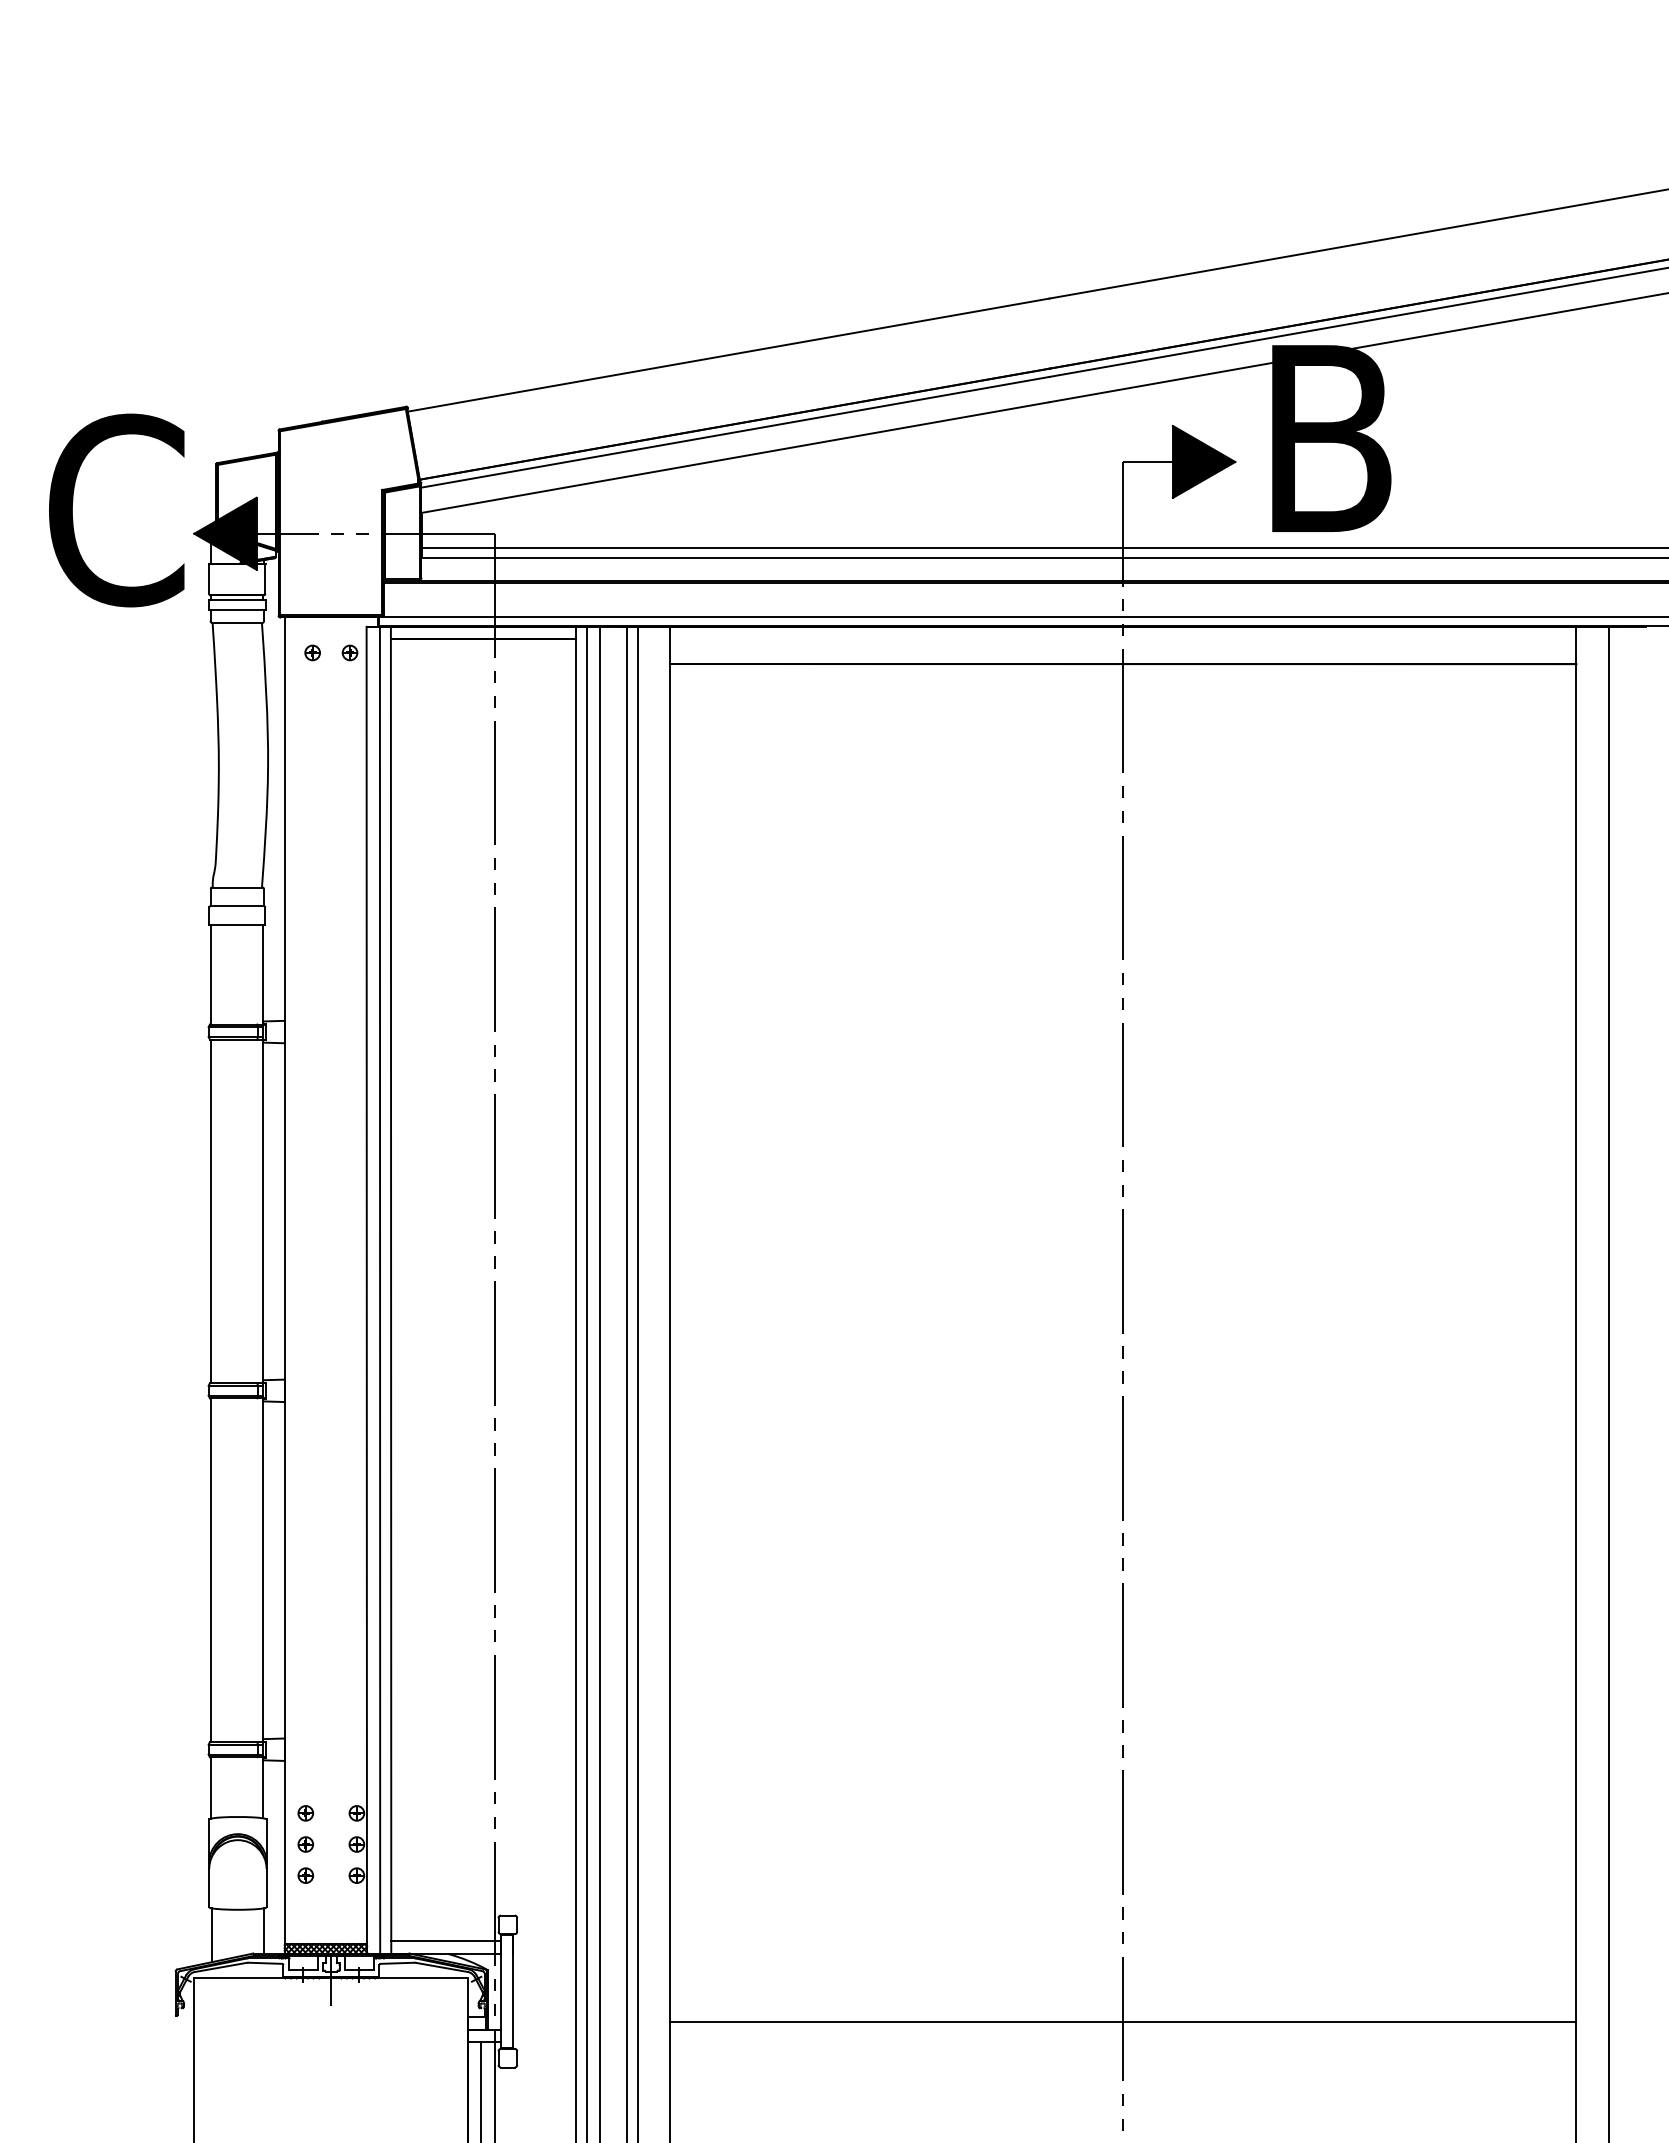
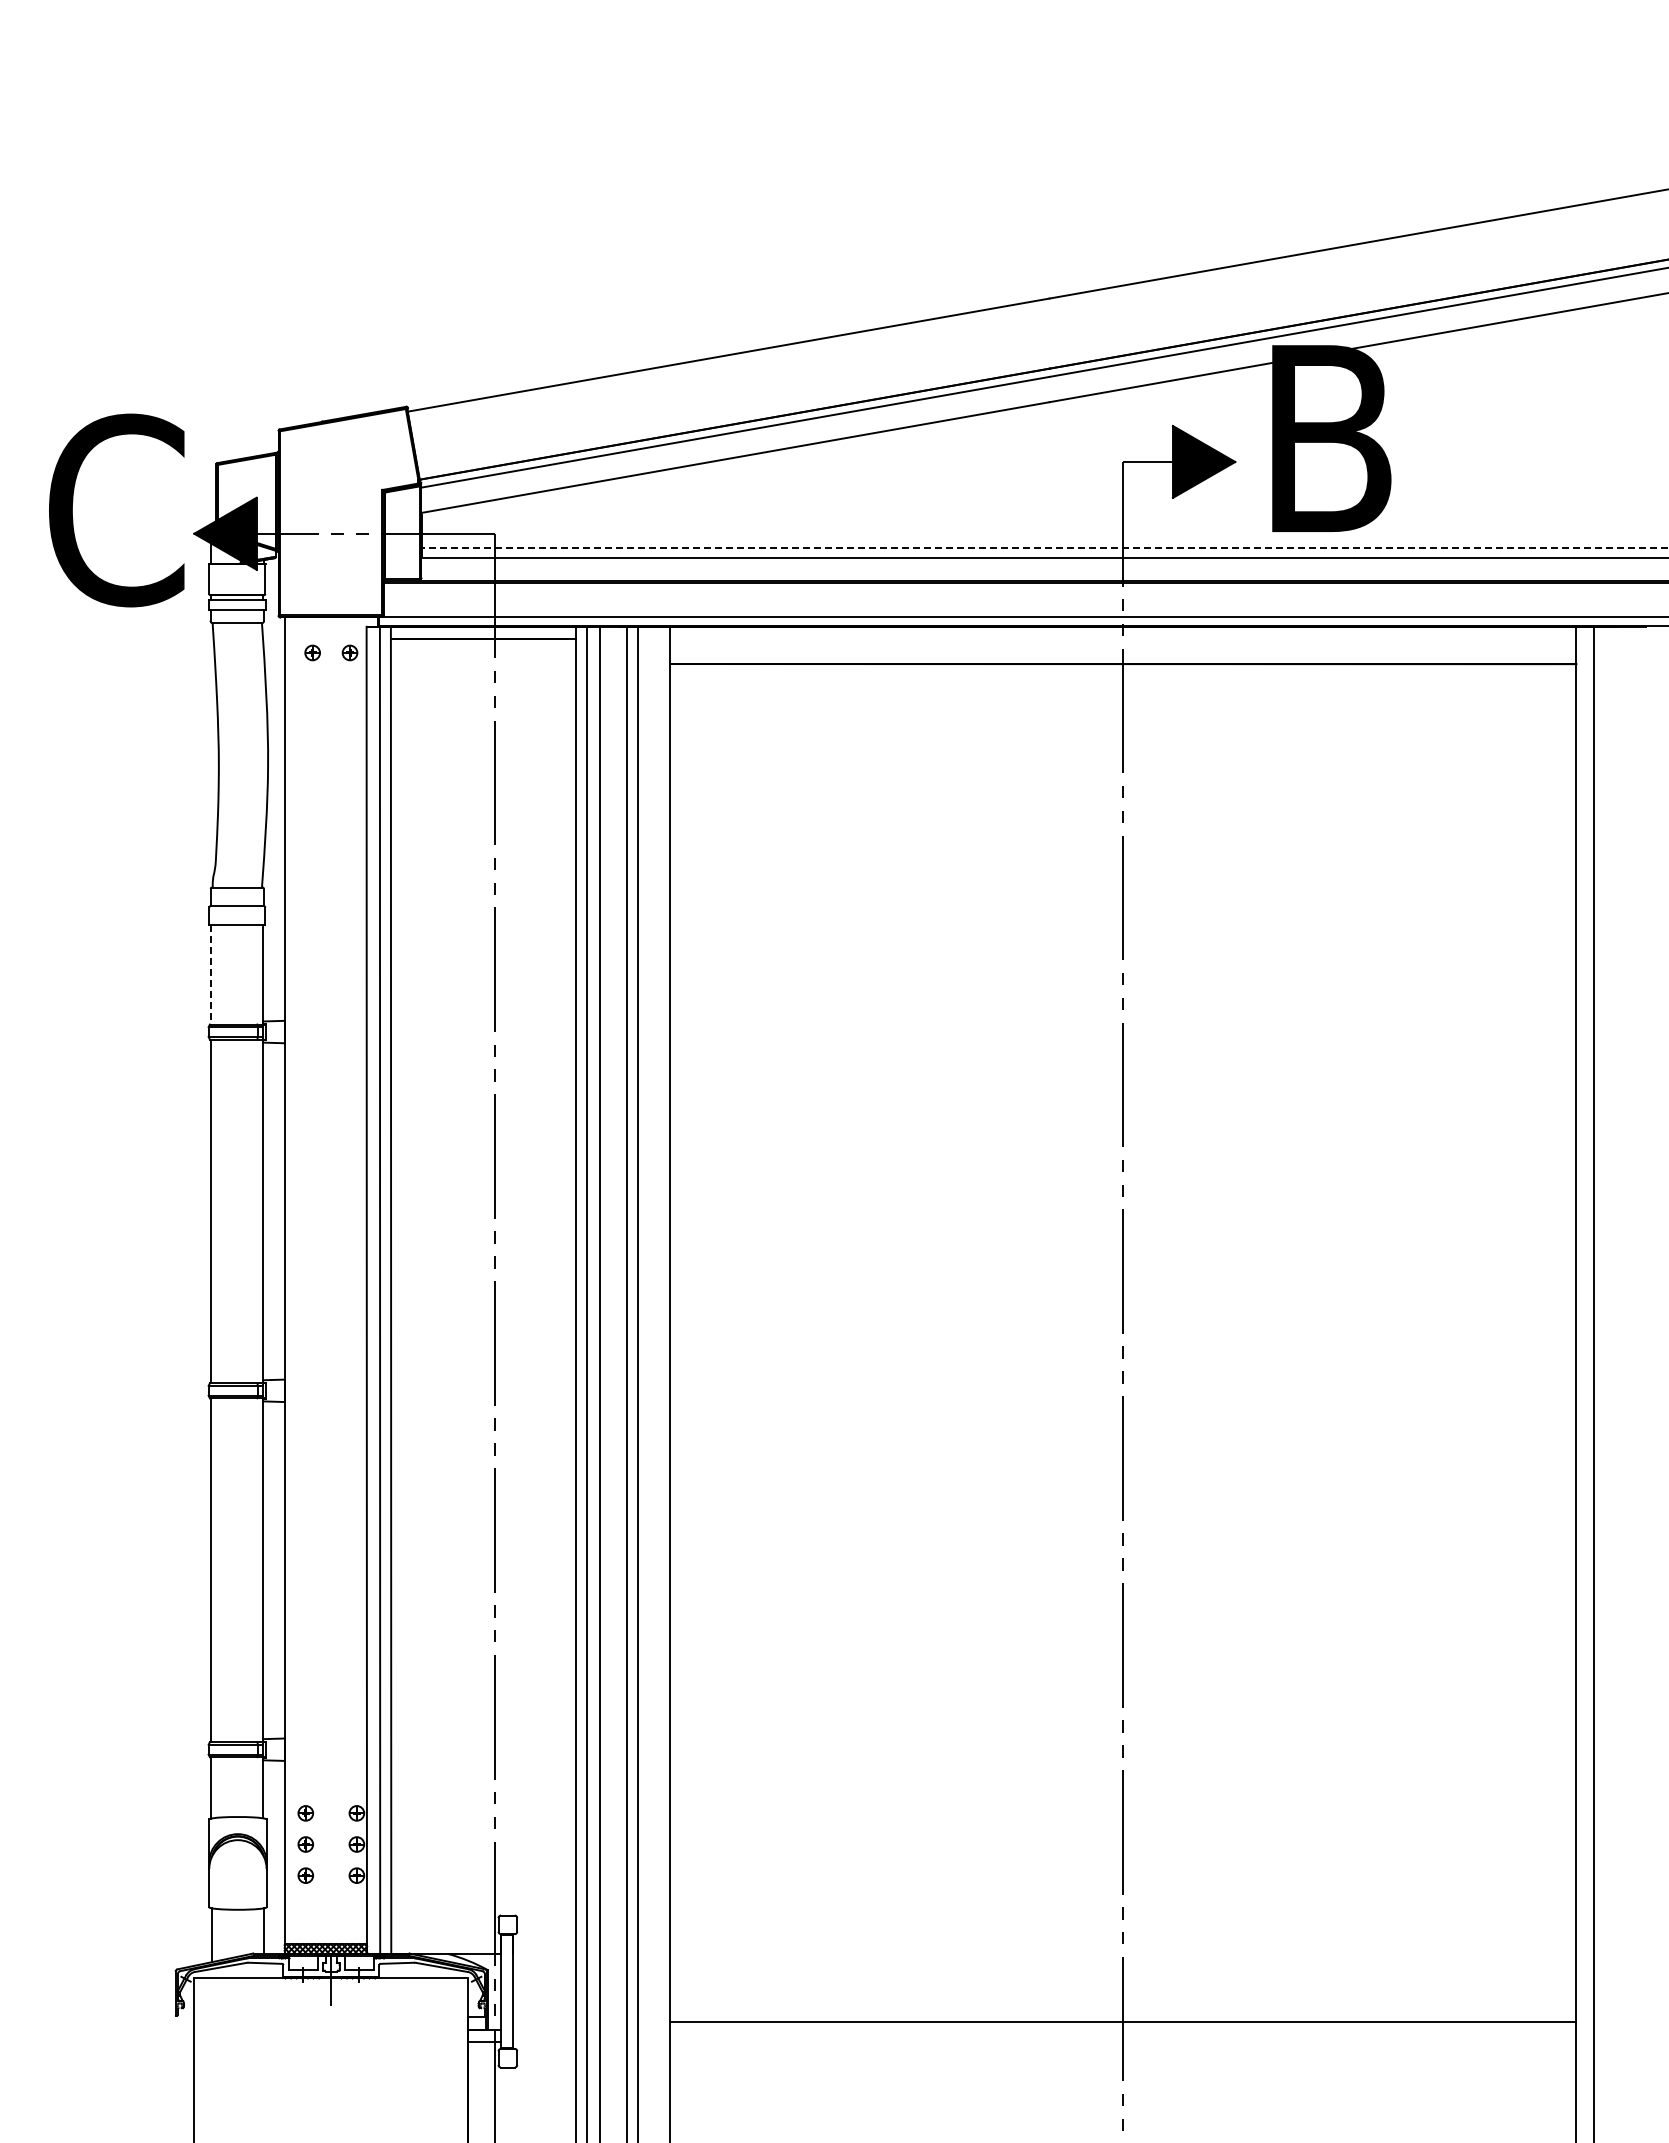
line: solid -> dashed (1044, 548)
line: solid -> dashed (211, 974)
line position: (1609, 1382) -> (1594, 1382) (1594, 1382)
line: present -> none (446, 1941)
line: present -> none (480, 2090)
